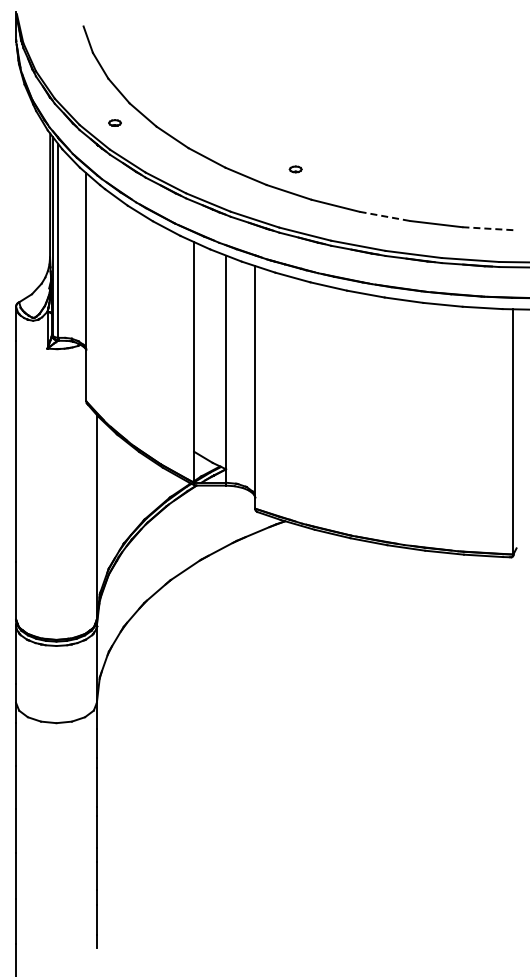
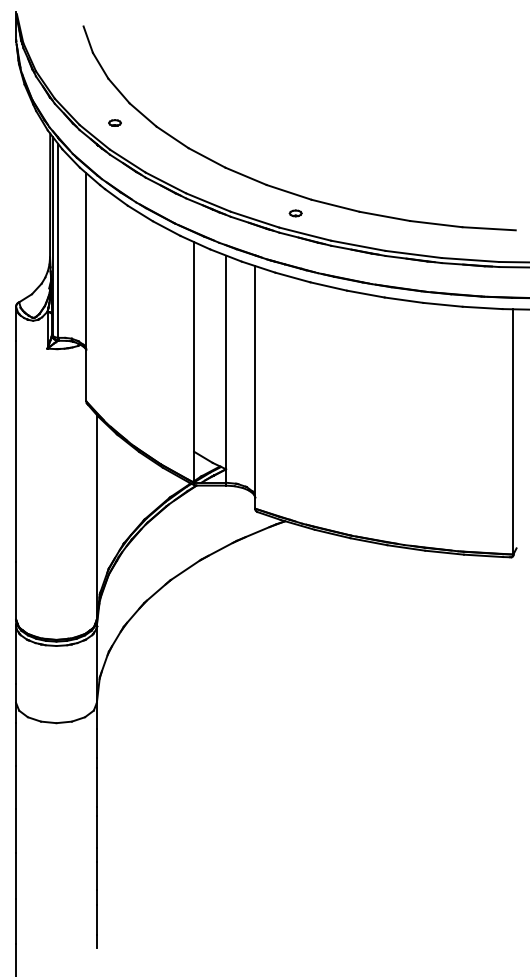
part position: (295, 169) -> (295, 213) (295, 213)
line: dashed -> solid (384, 216)
line: dashed -> solid (489, 228)
